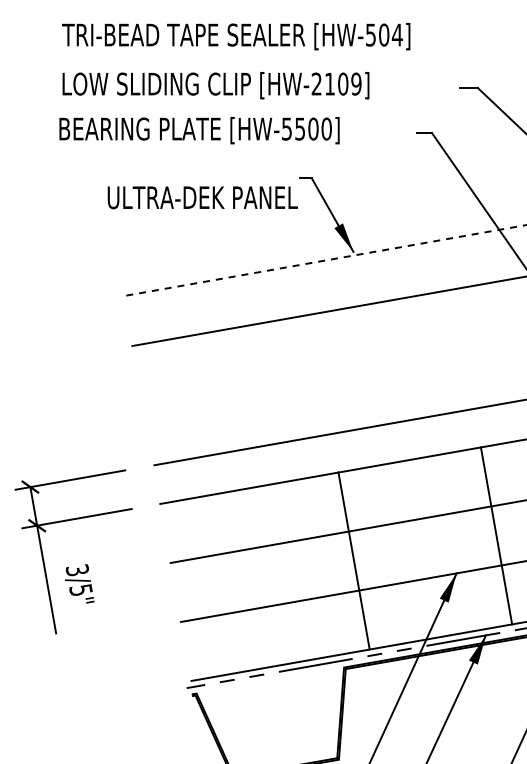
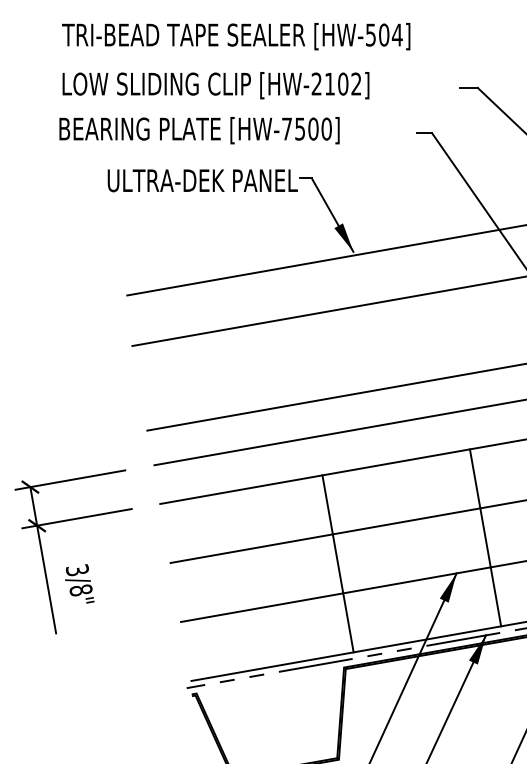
text: [HW-2109] -> [HW-2102] (356, 83)
text: [HW-5500] -> [HW-7500] (286, 128)
text position: (202, 197) -> (202, 180) (202, 180)
line: dashed -> solid (327, 260)
line: none -> present (335, 397)
line position: (496, 535) -> (485, 537) (485, 537)
line position: (353, 560) -> (337, 563) (337, 563)
text: 3/5" -> 3/8" (80, 590)
